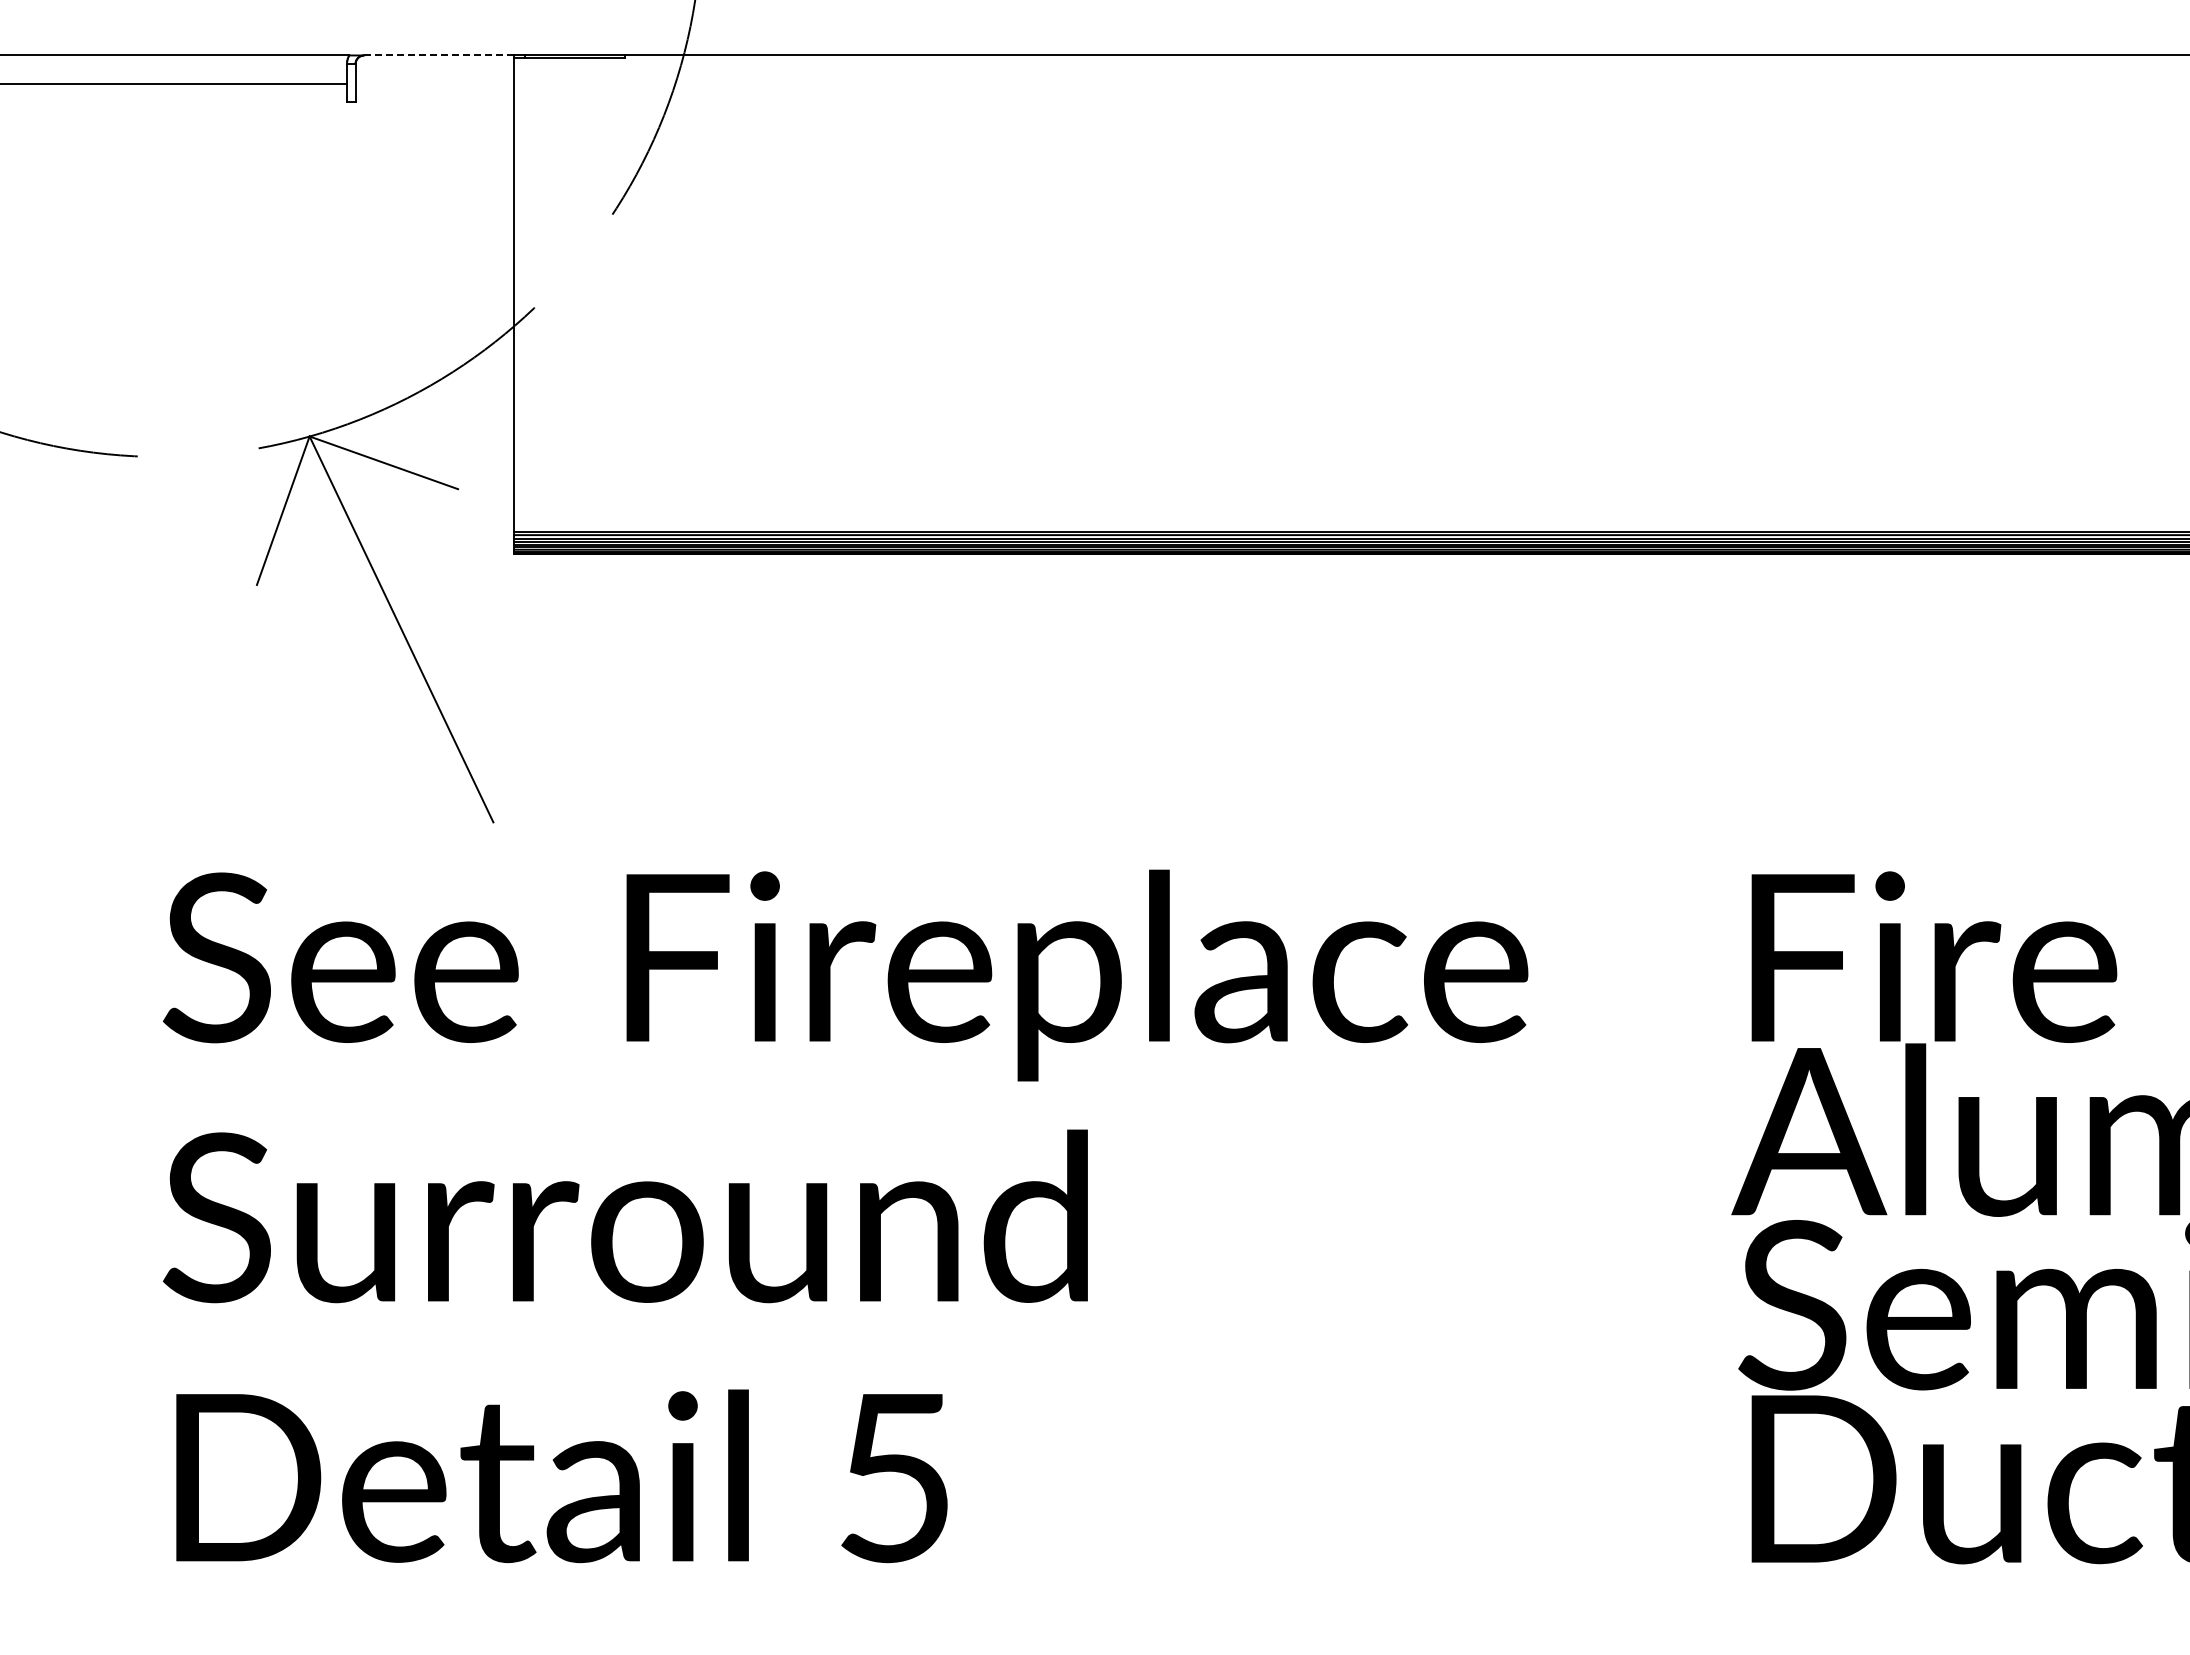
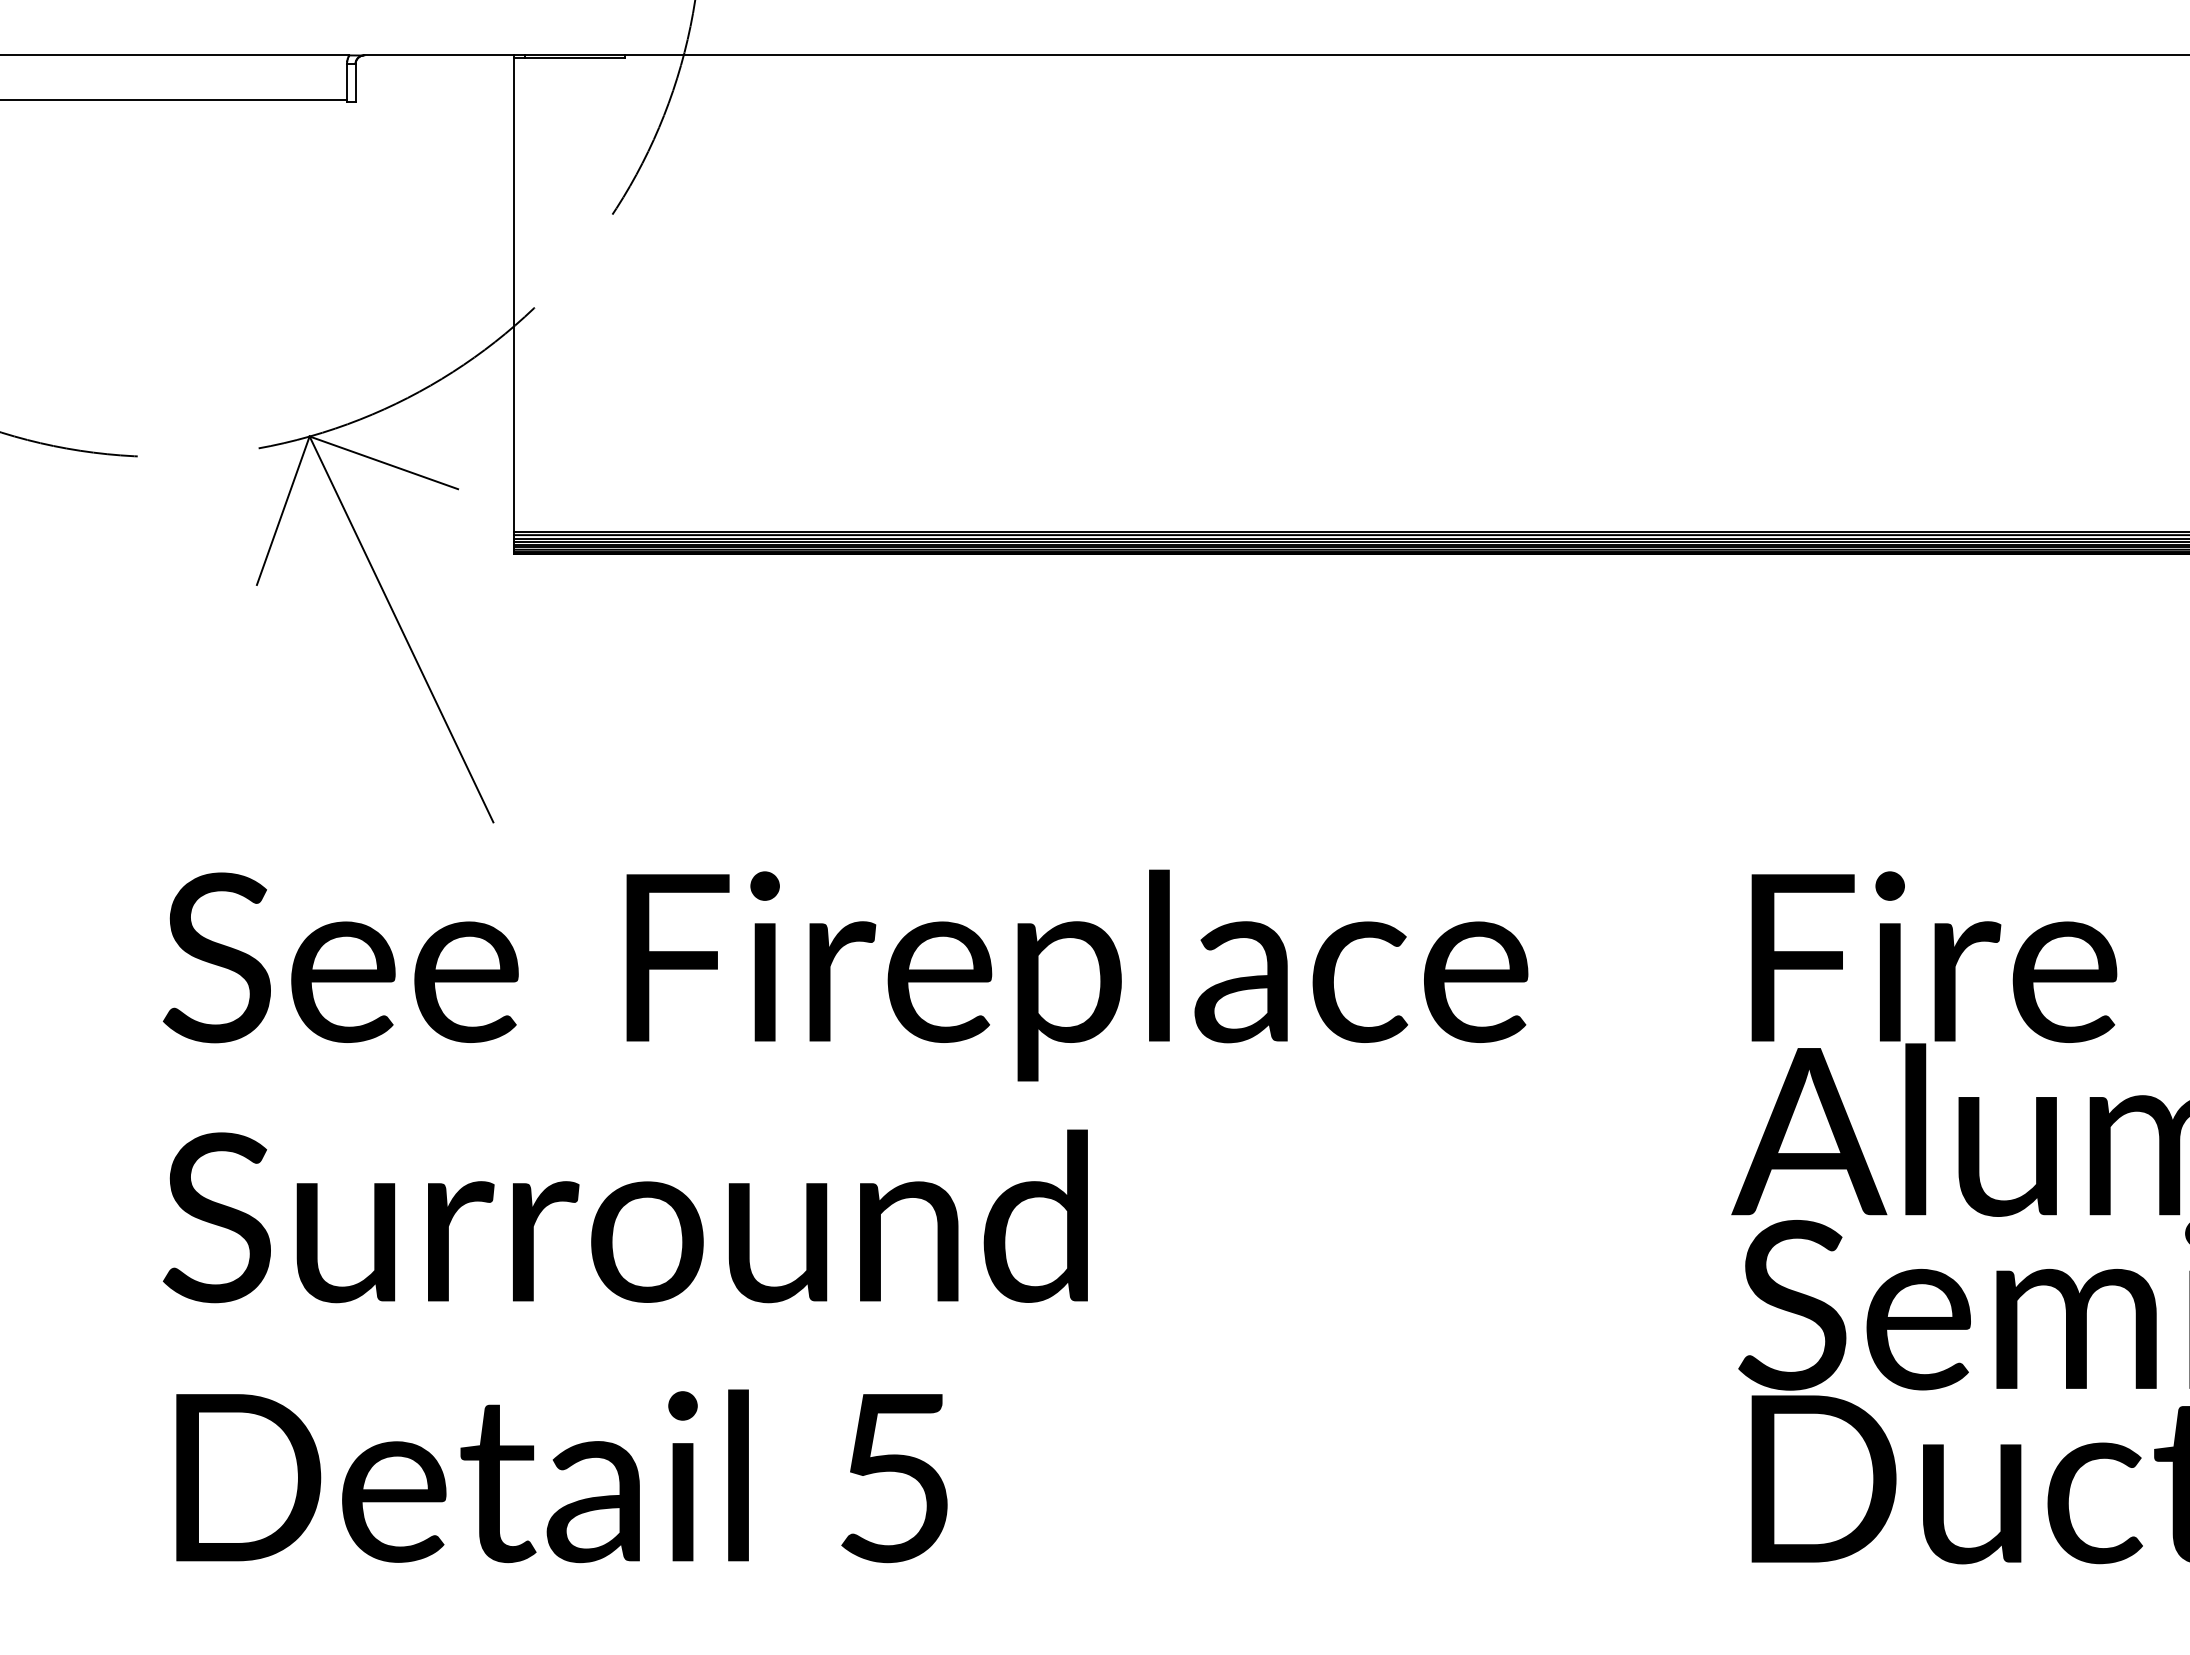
line: dashed -> solid (439, 55)
line position: (174, 83) -> (174, 99) (174, 99)
